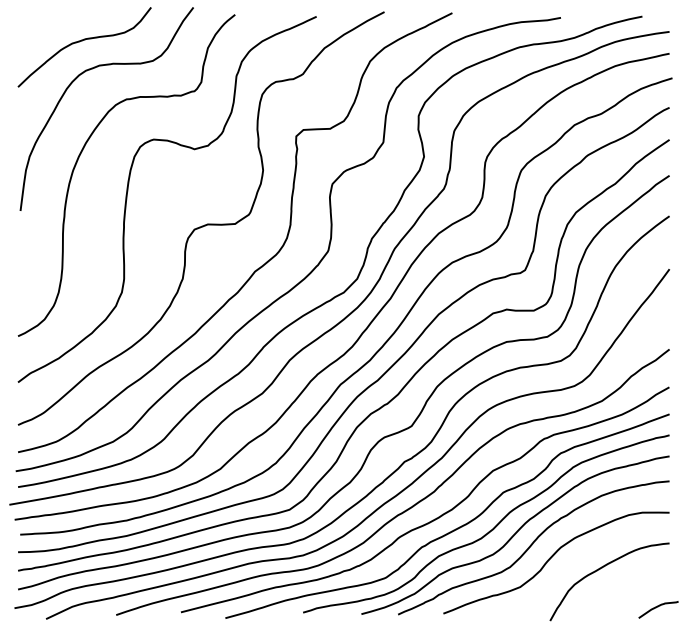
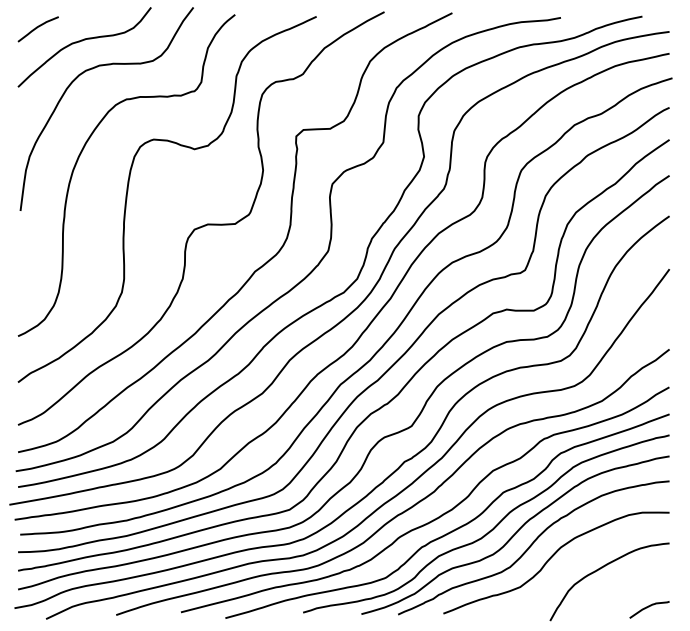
curve: none -> present (37, 28)
curve position: (658, 607) -> (649, 607) (649, 607)
